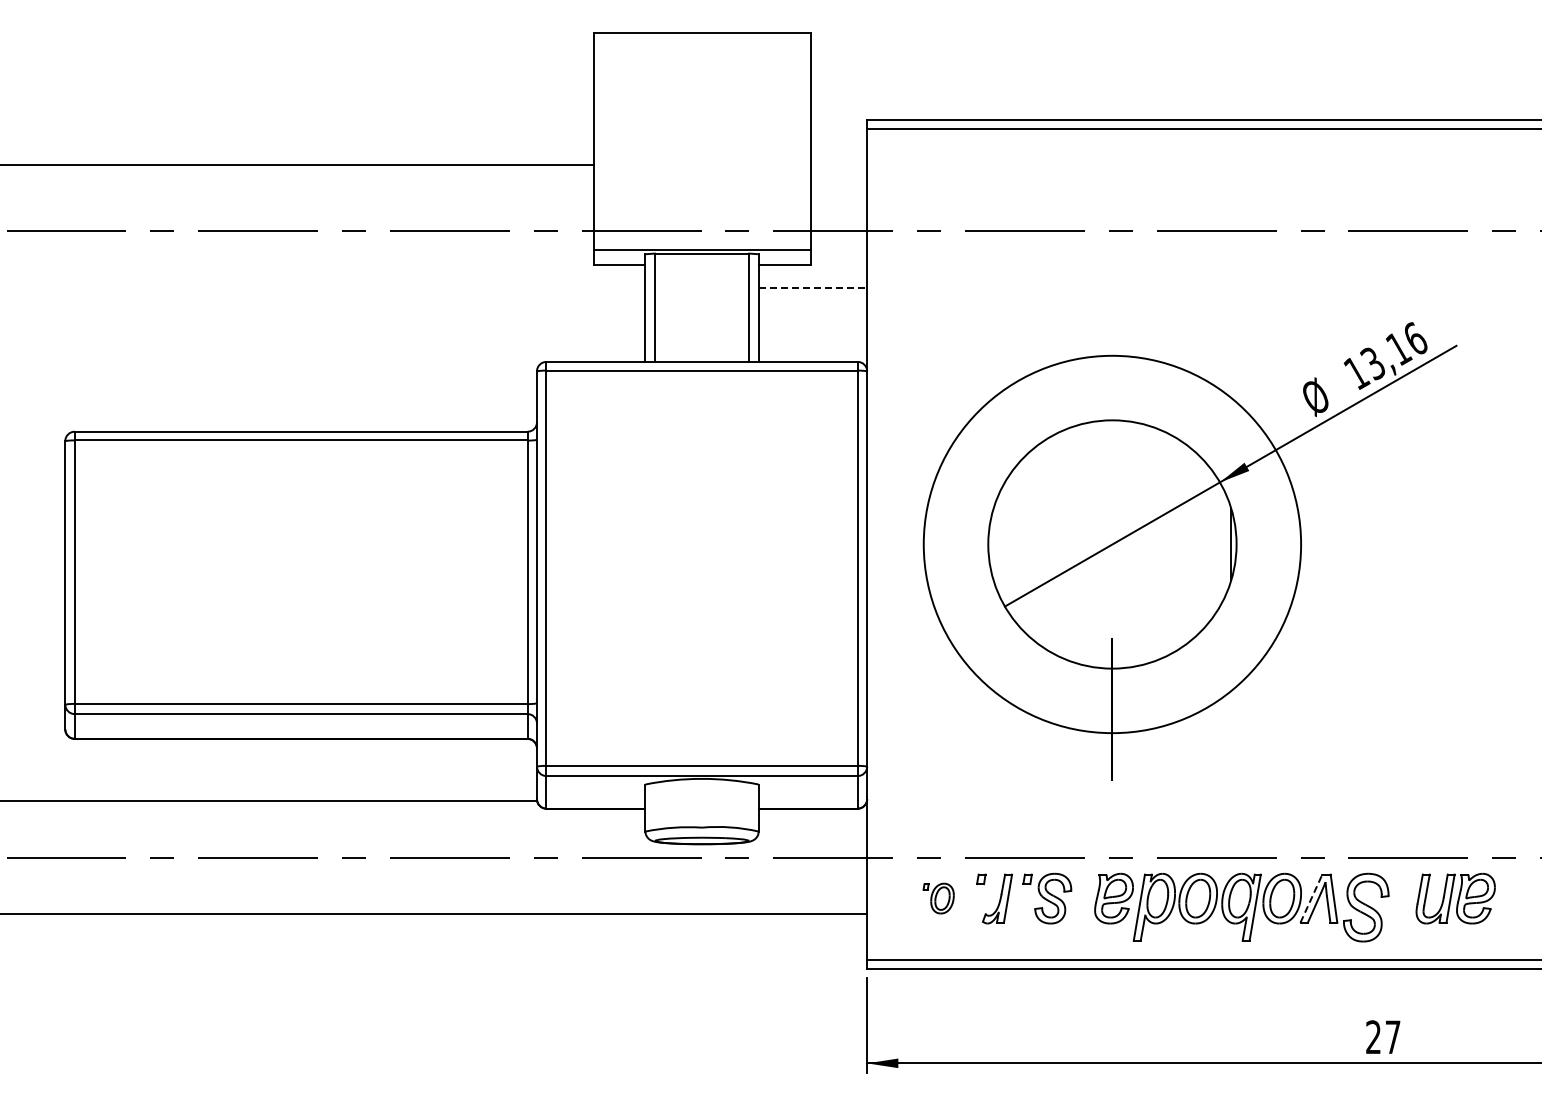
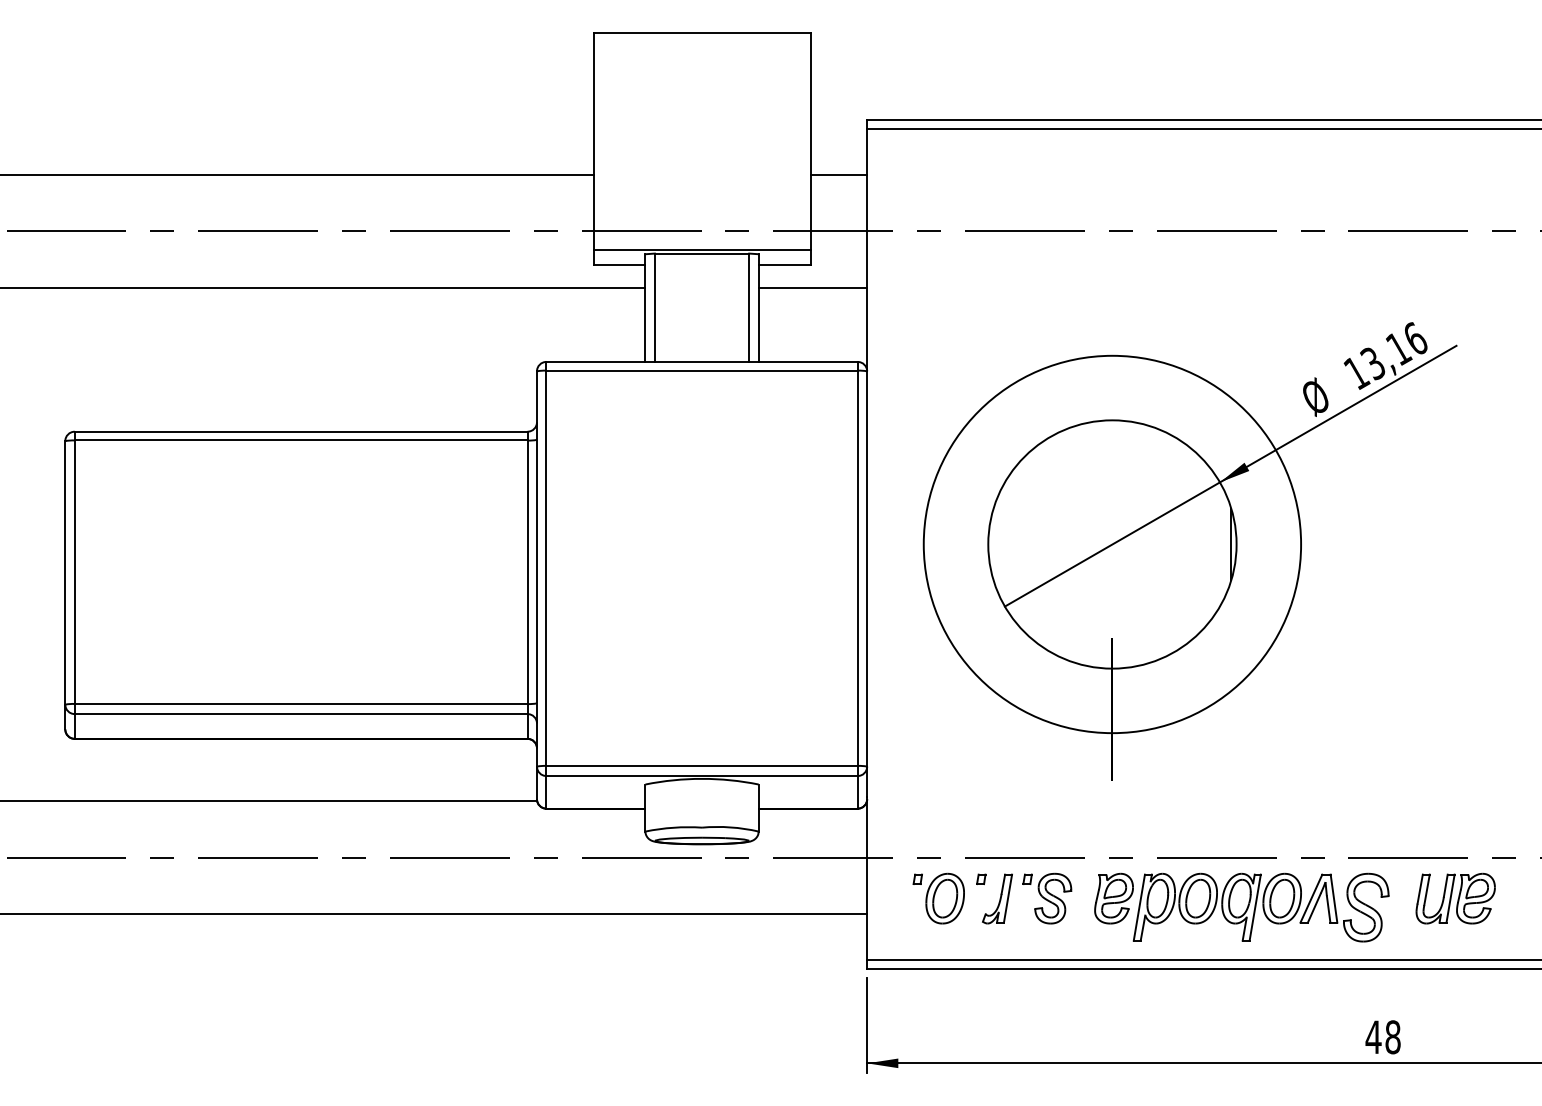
line position: (297, 164) -> (297, 174) (297, 174)
line: none -> present (838, 174)
line: none -> present (323, 287)
line: dashed -> solid (813, 287)
part size: 33x33 px -> 53x53 px (938, 898)
line: dashed -> solid (1311, 898)
text: 27 -> 48 (1382, 1037)
